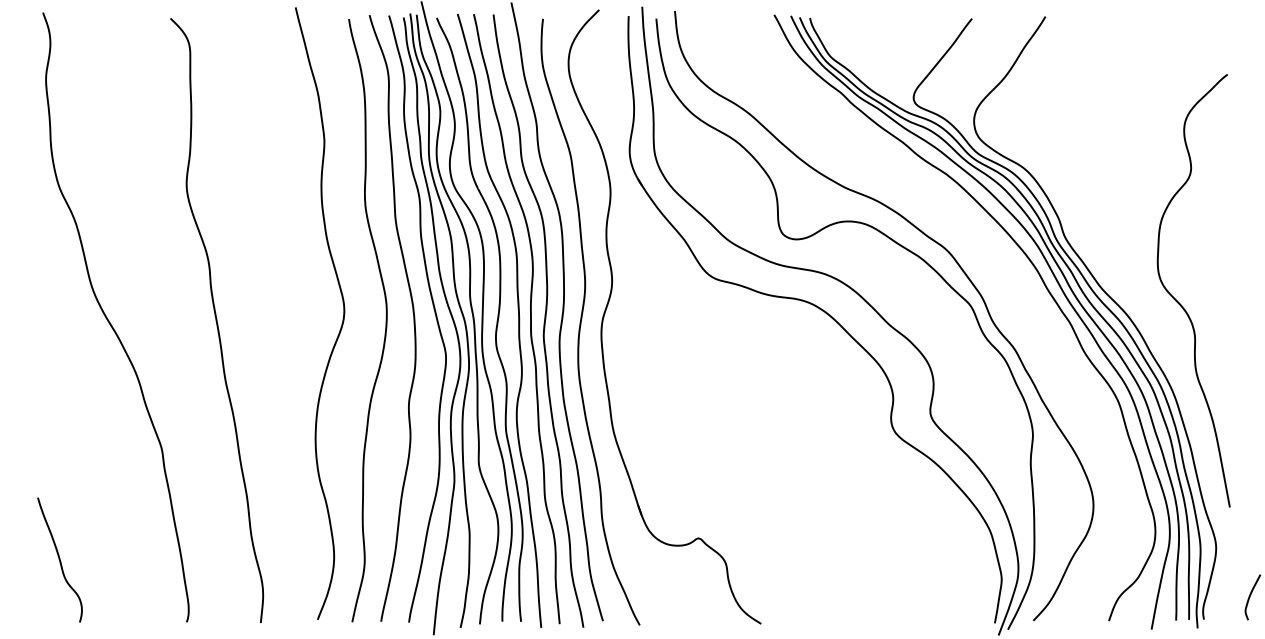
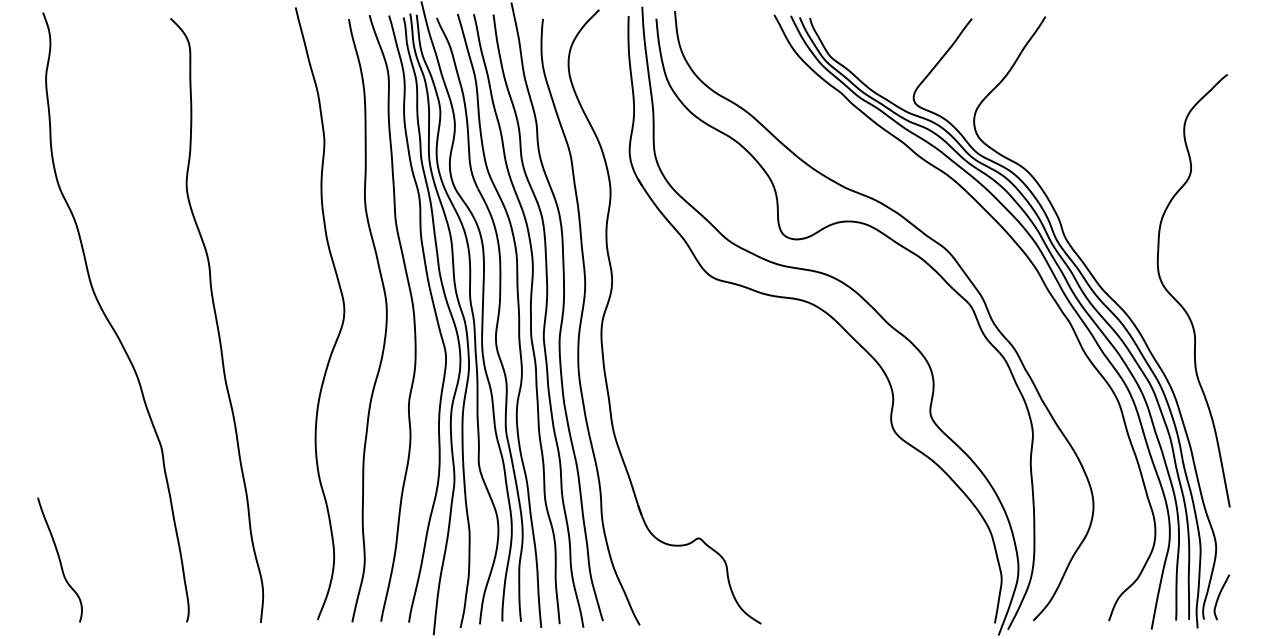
curve position: (1250, 597) -> (1219, 597) (1219, 597)
